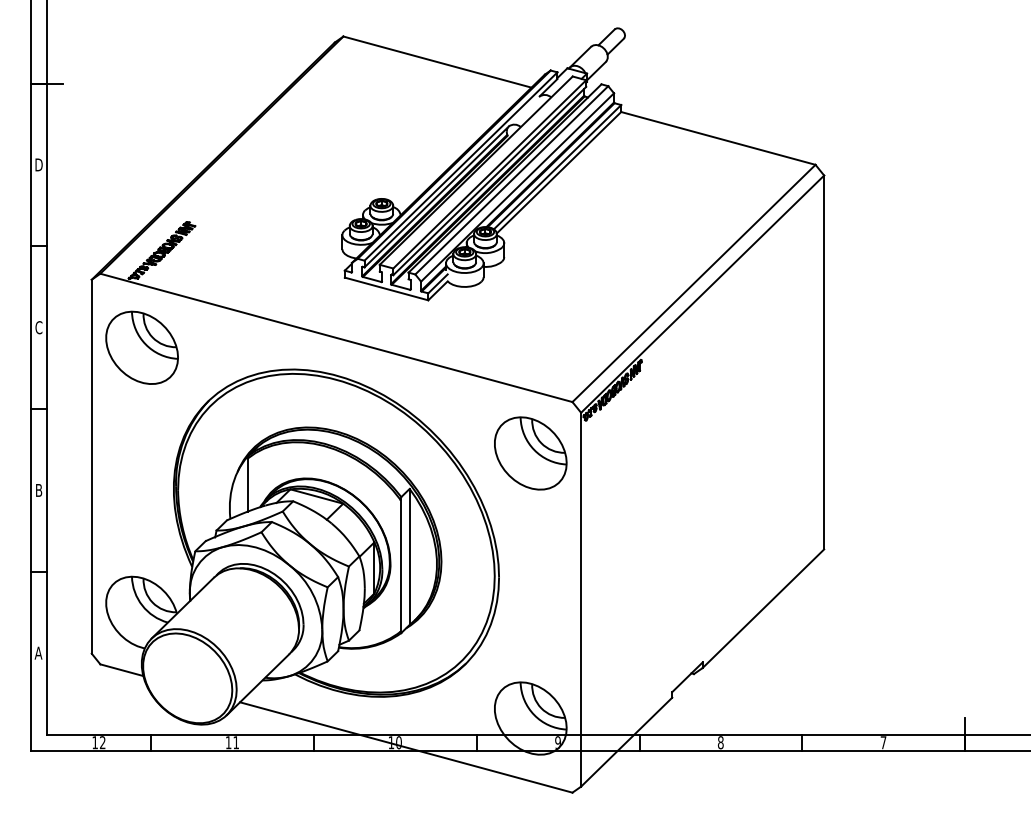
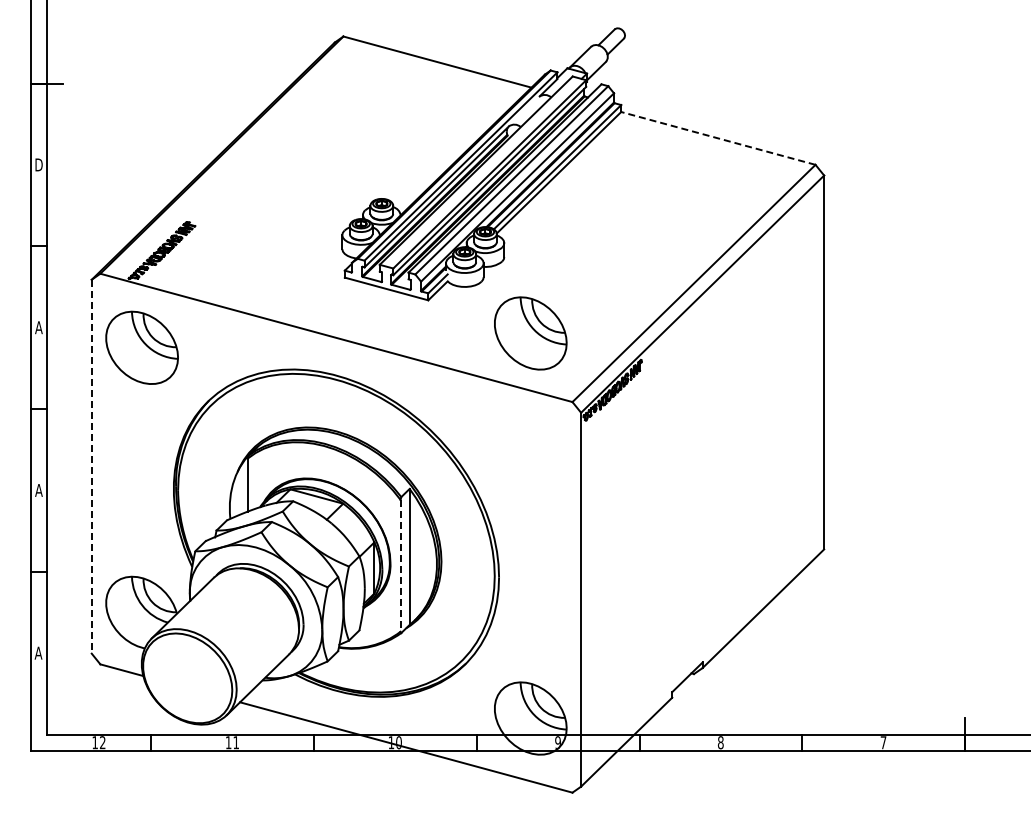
line: solid -> dashed (718, 138)
text: C -> A (38, 327)
part position: (530, 453) -> (530, 333) (530, 333)
line: solid -> dashed (91, 466)
text: B -> A (38, 490)
line: solid -> dashed (400, 565)
